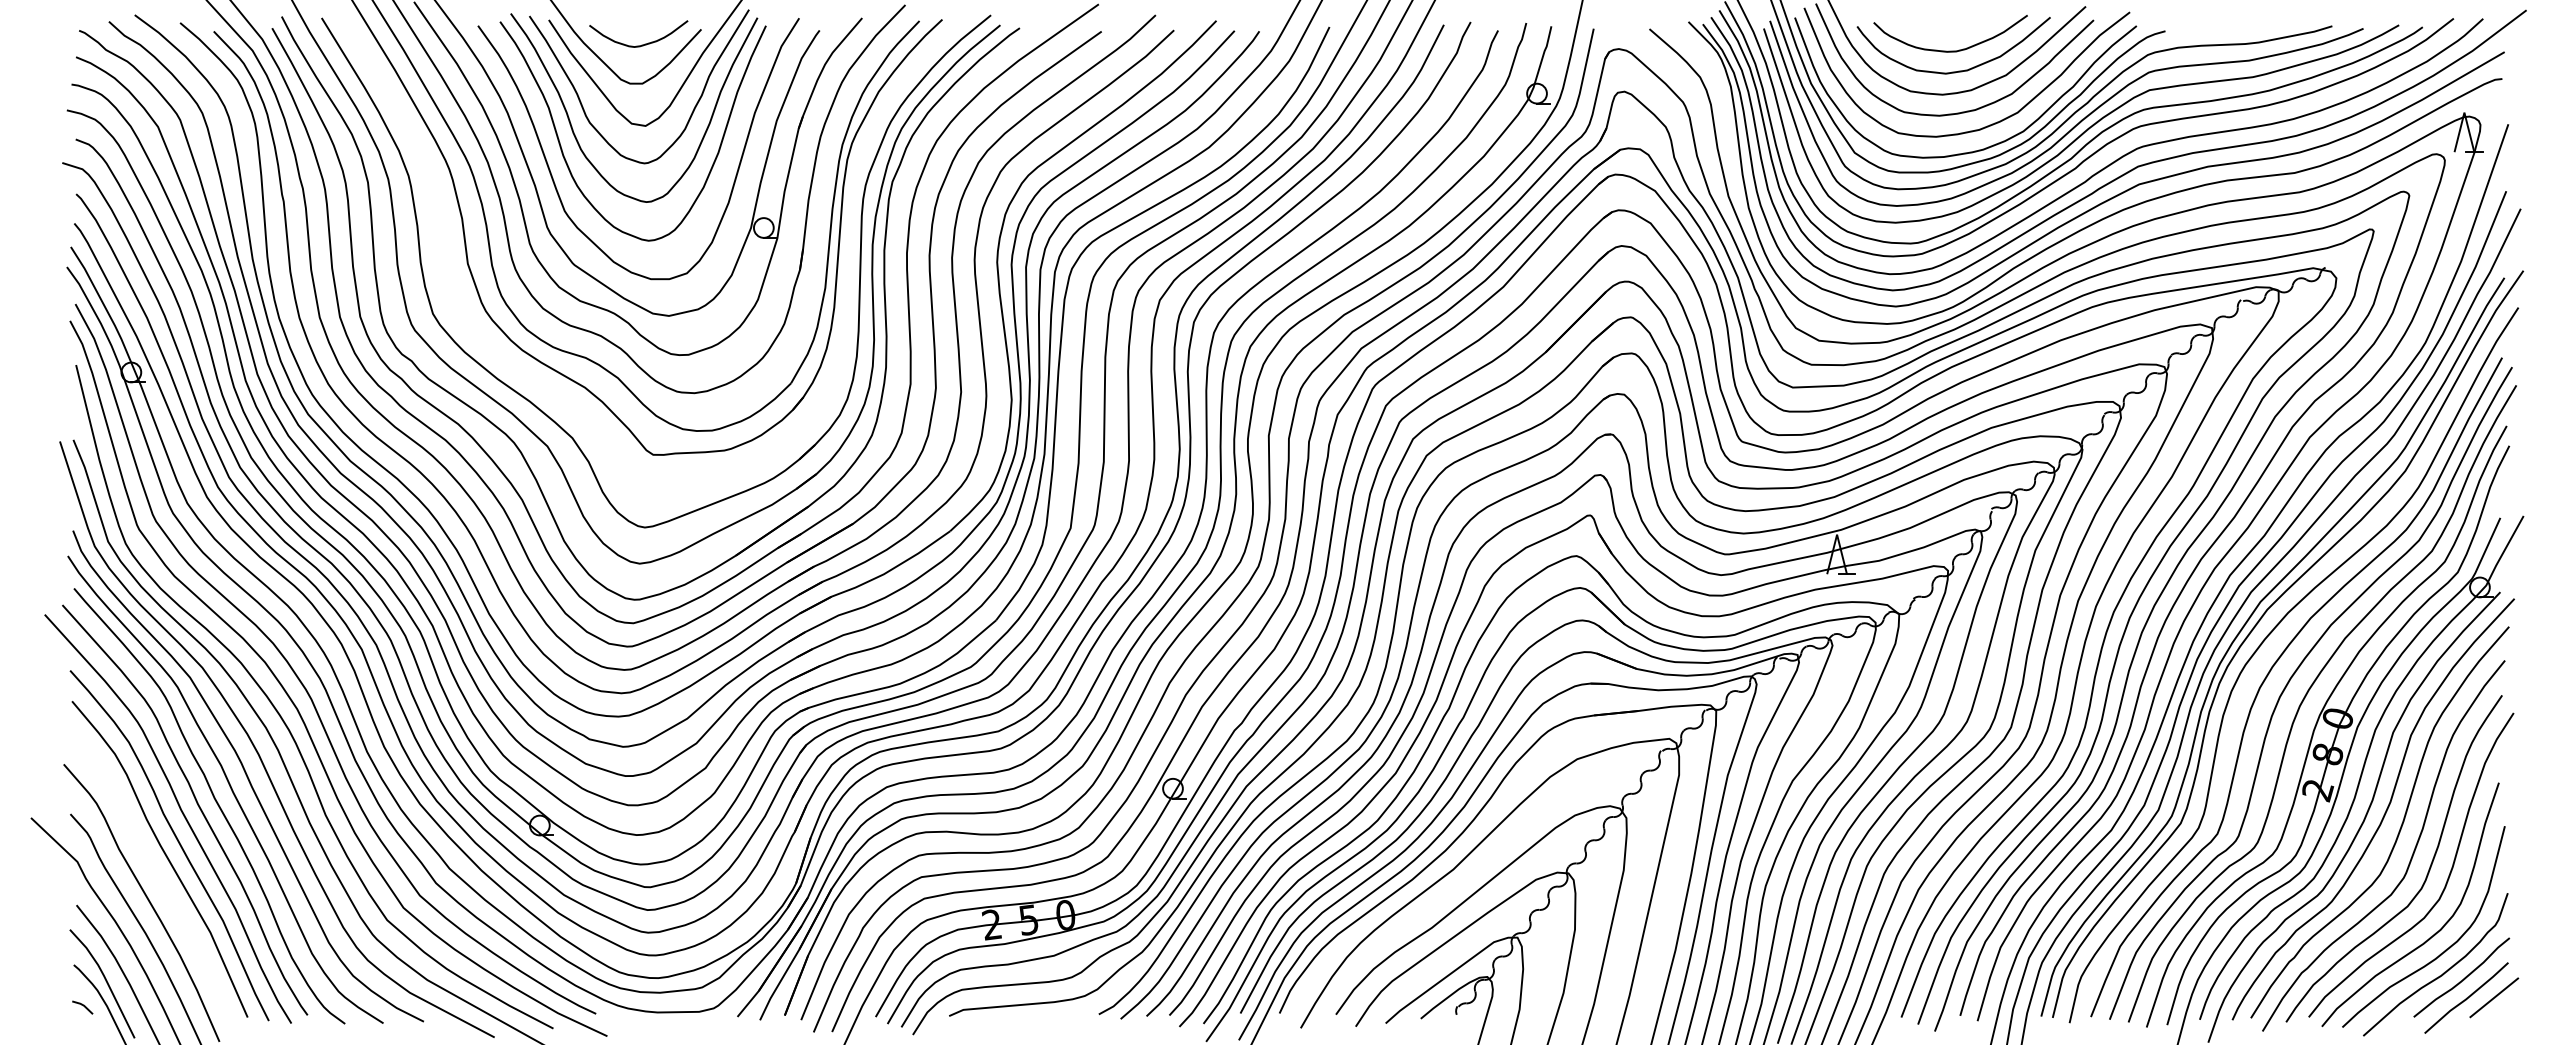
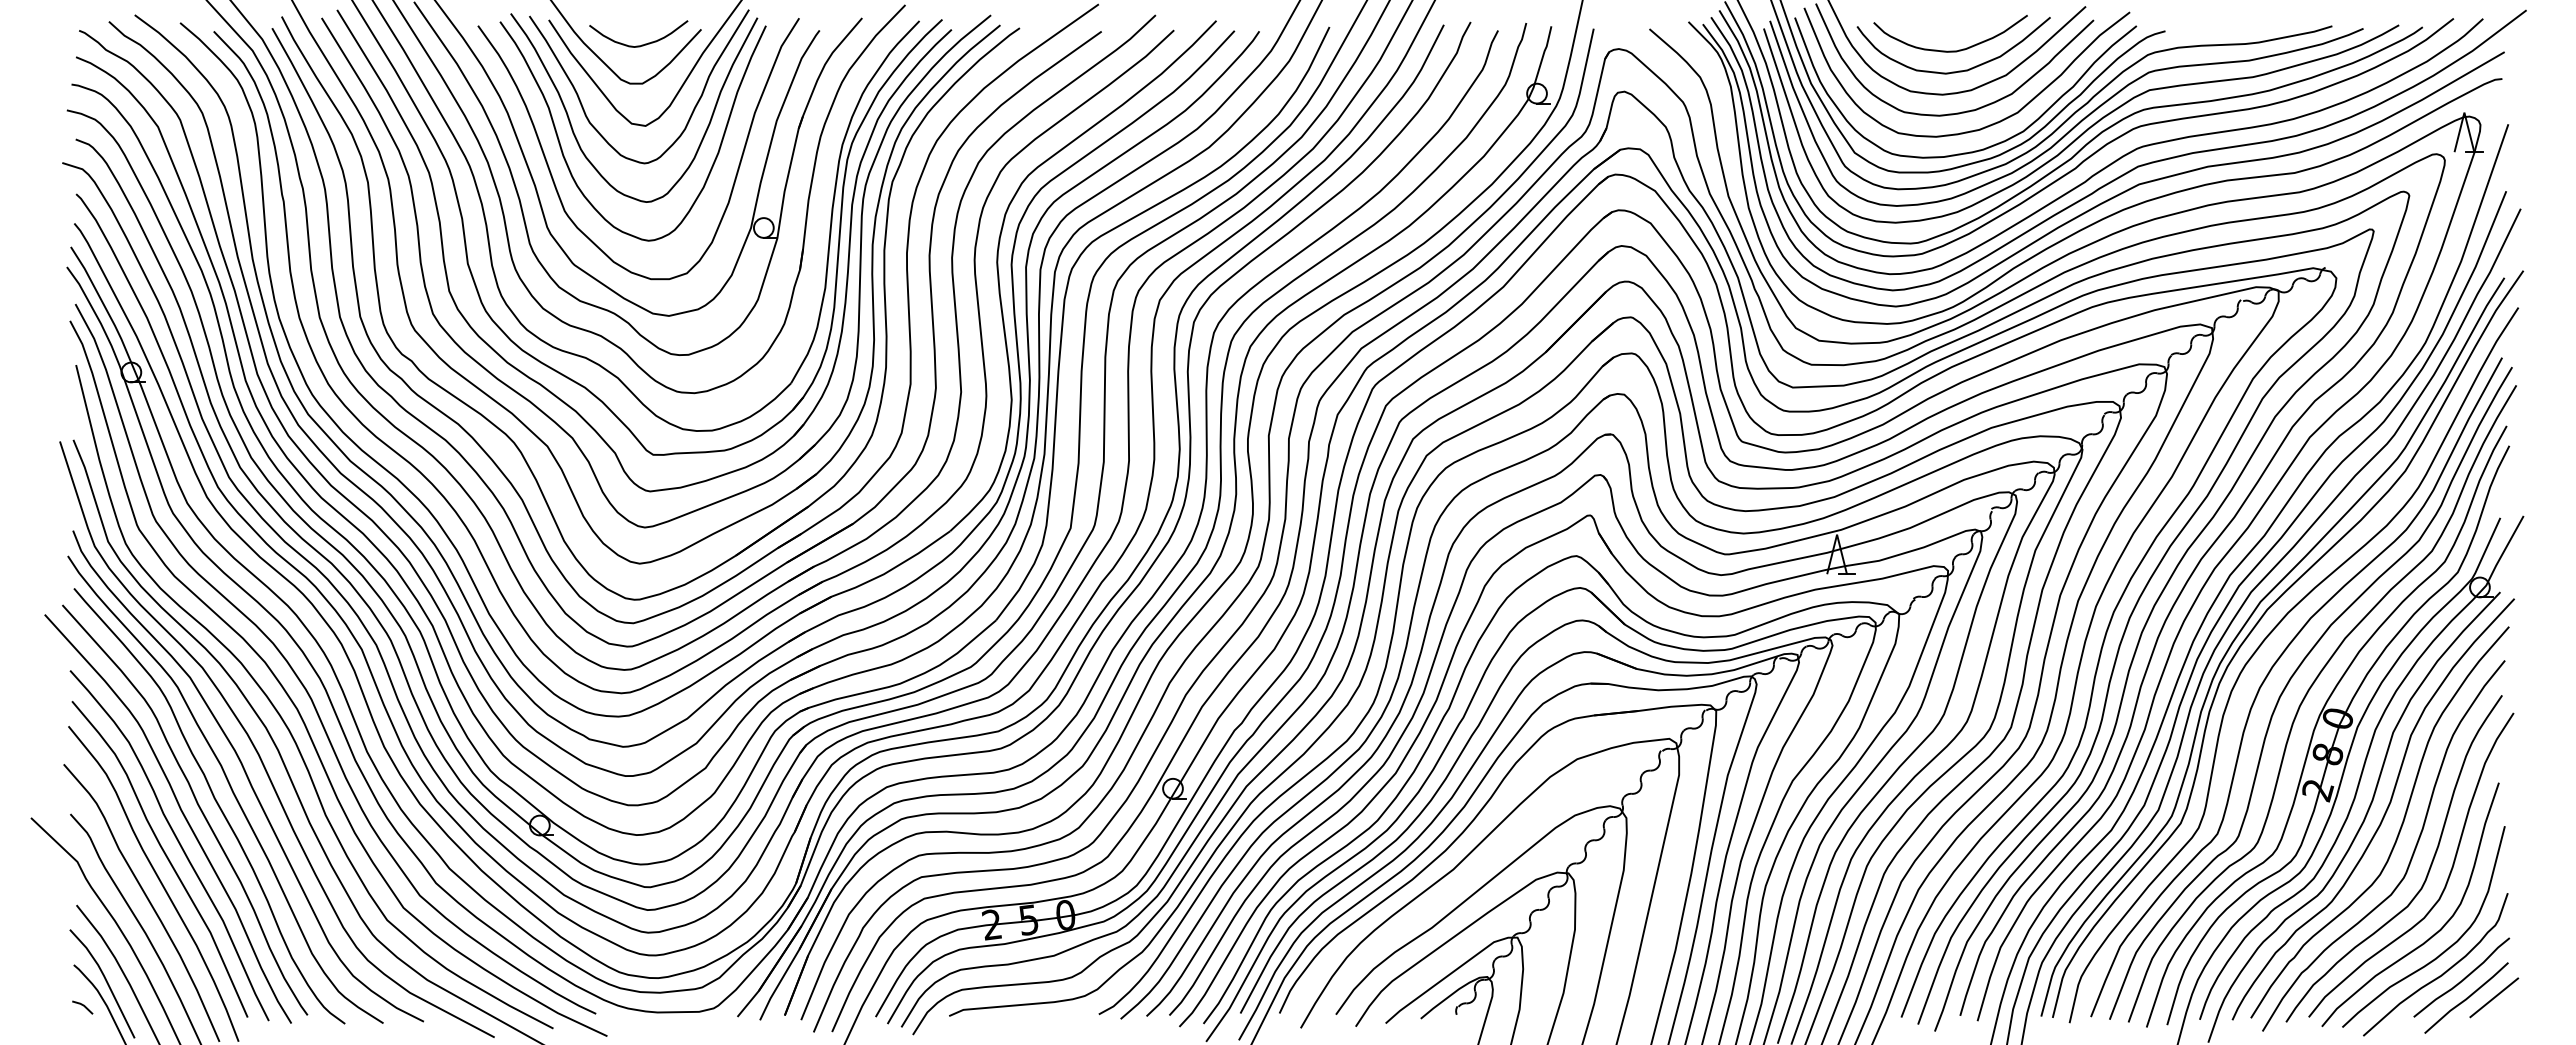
part: none -> present (542, 384)
curve: none -> present (158, 880)
